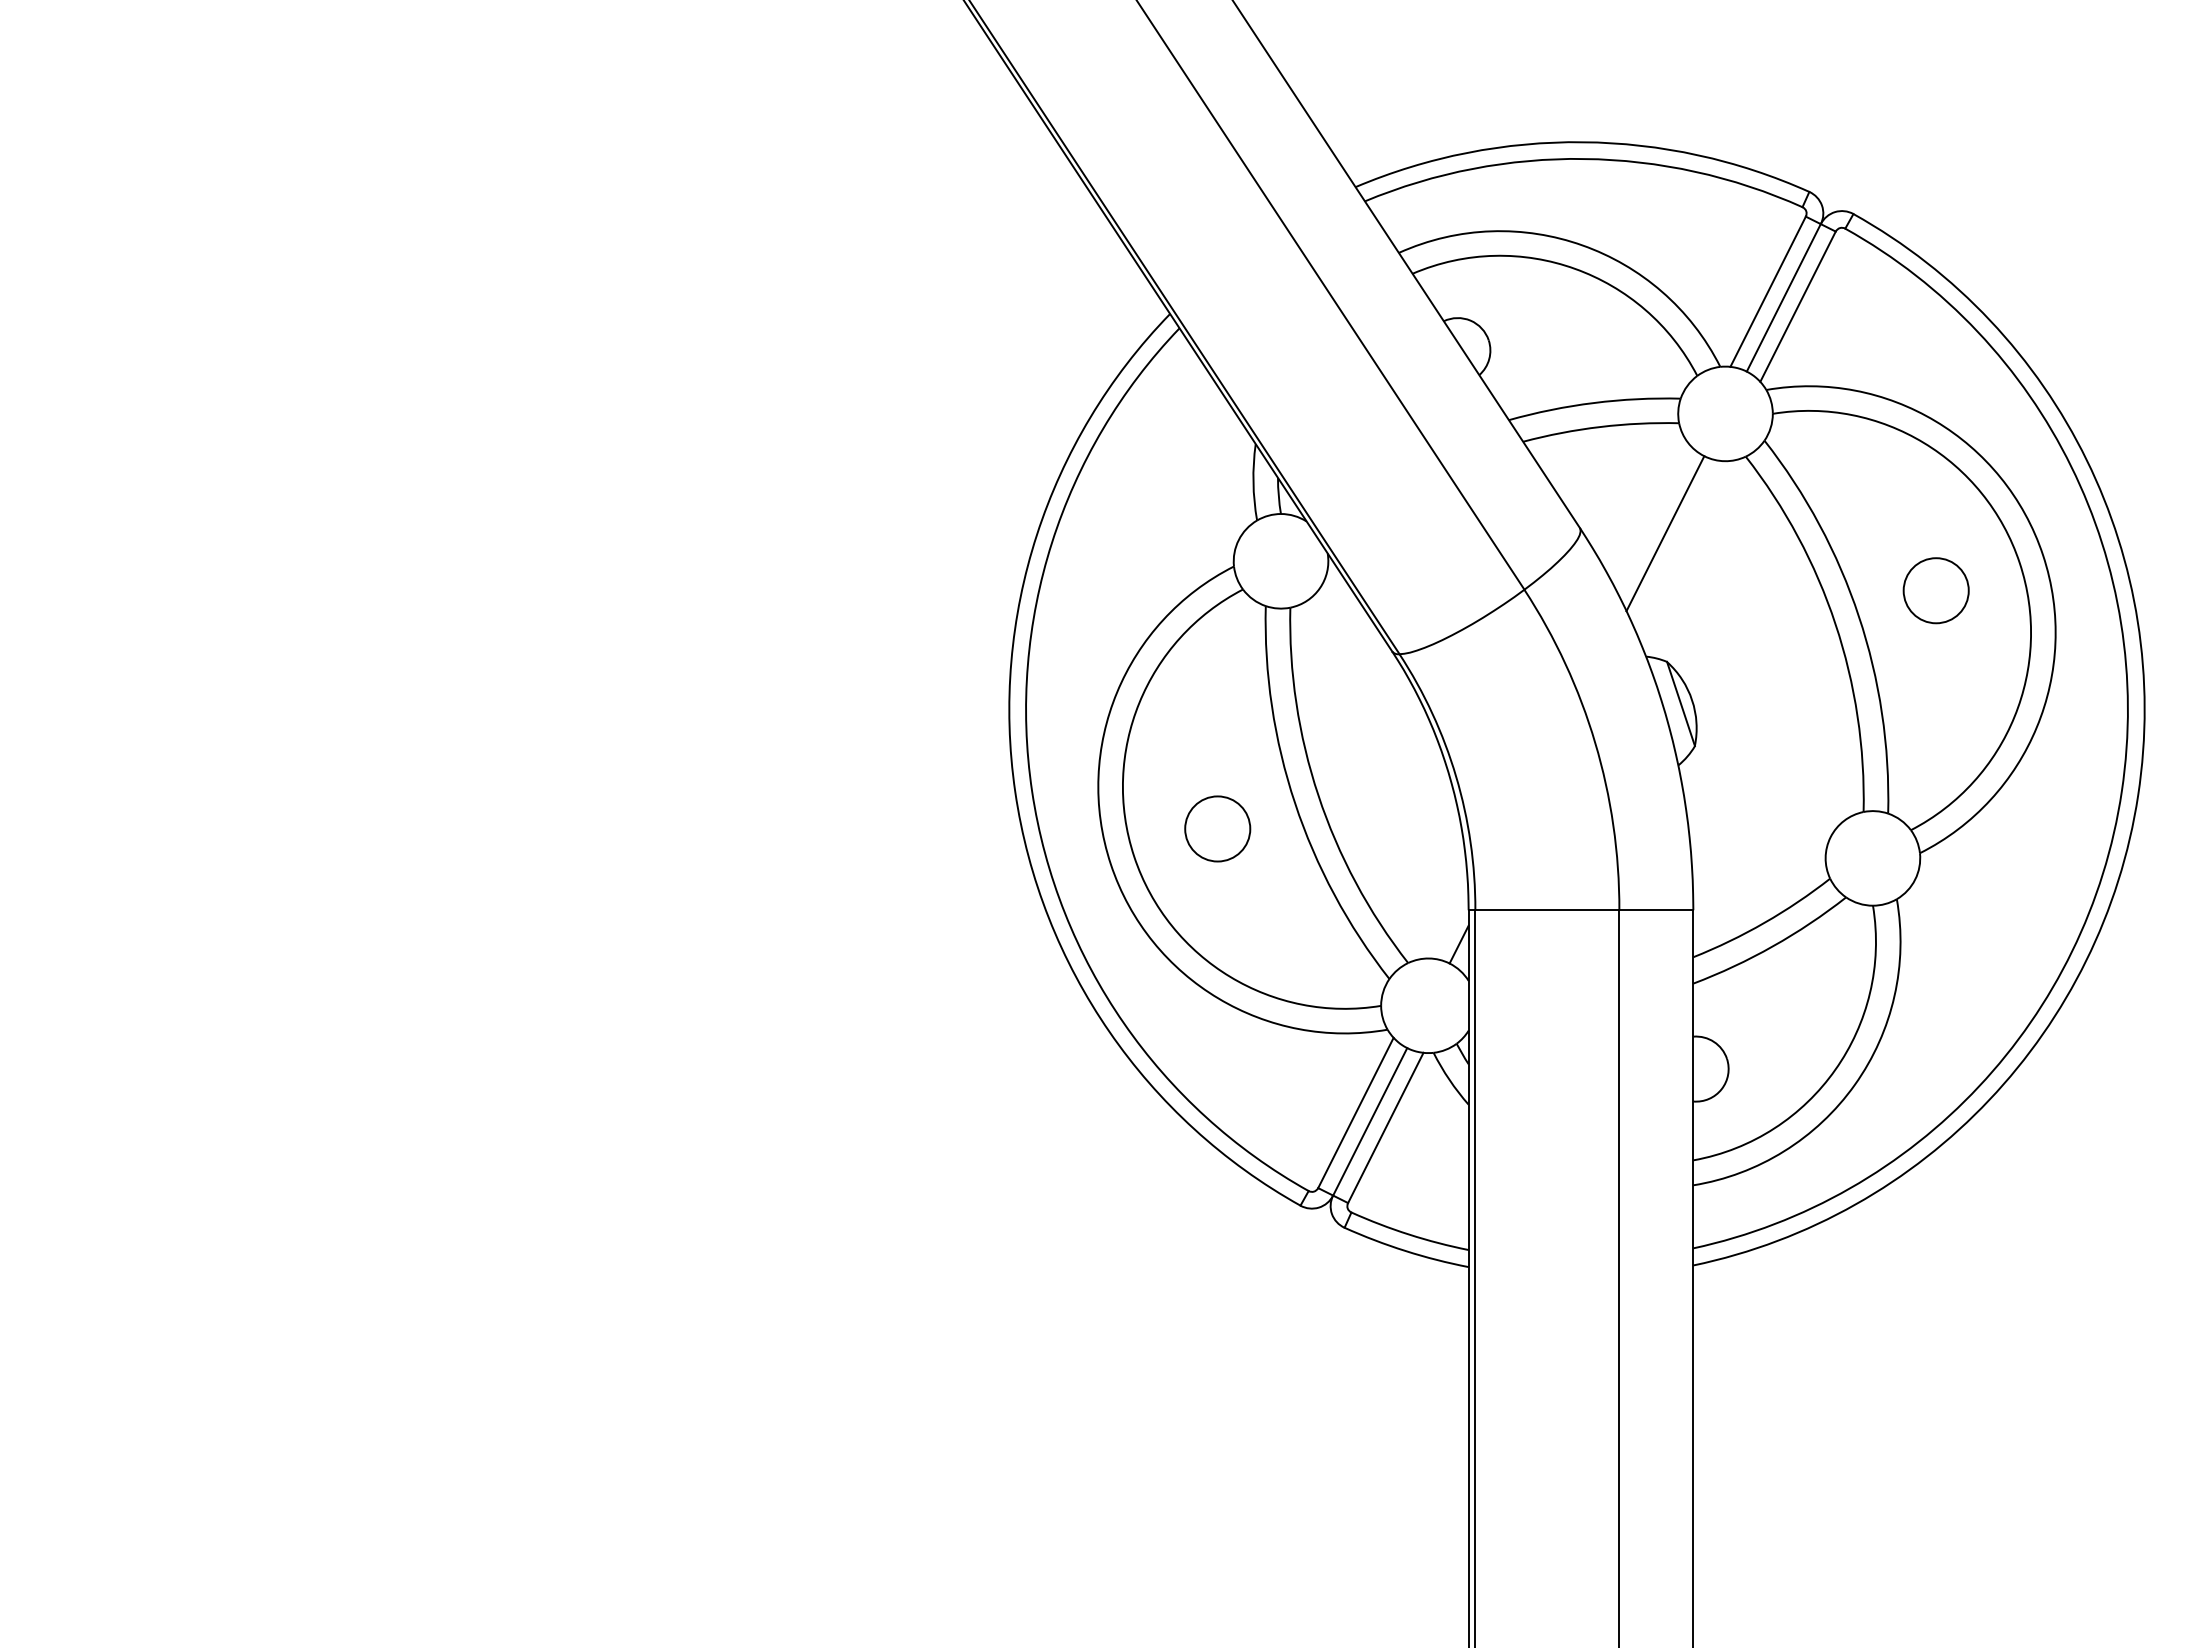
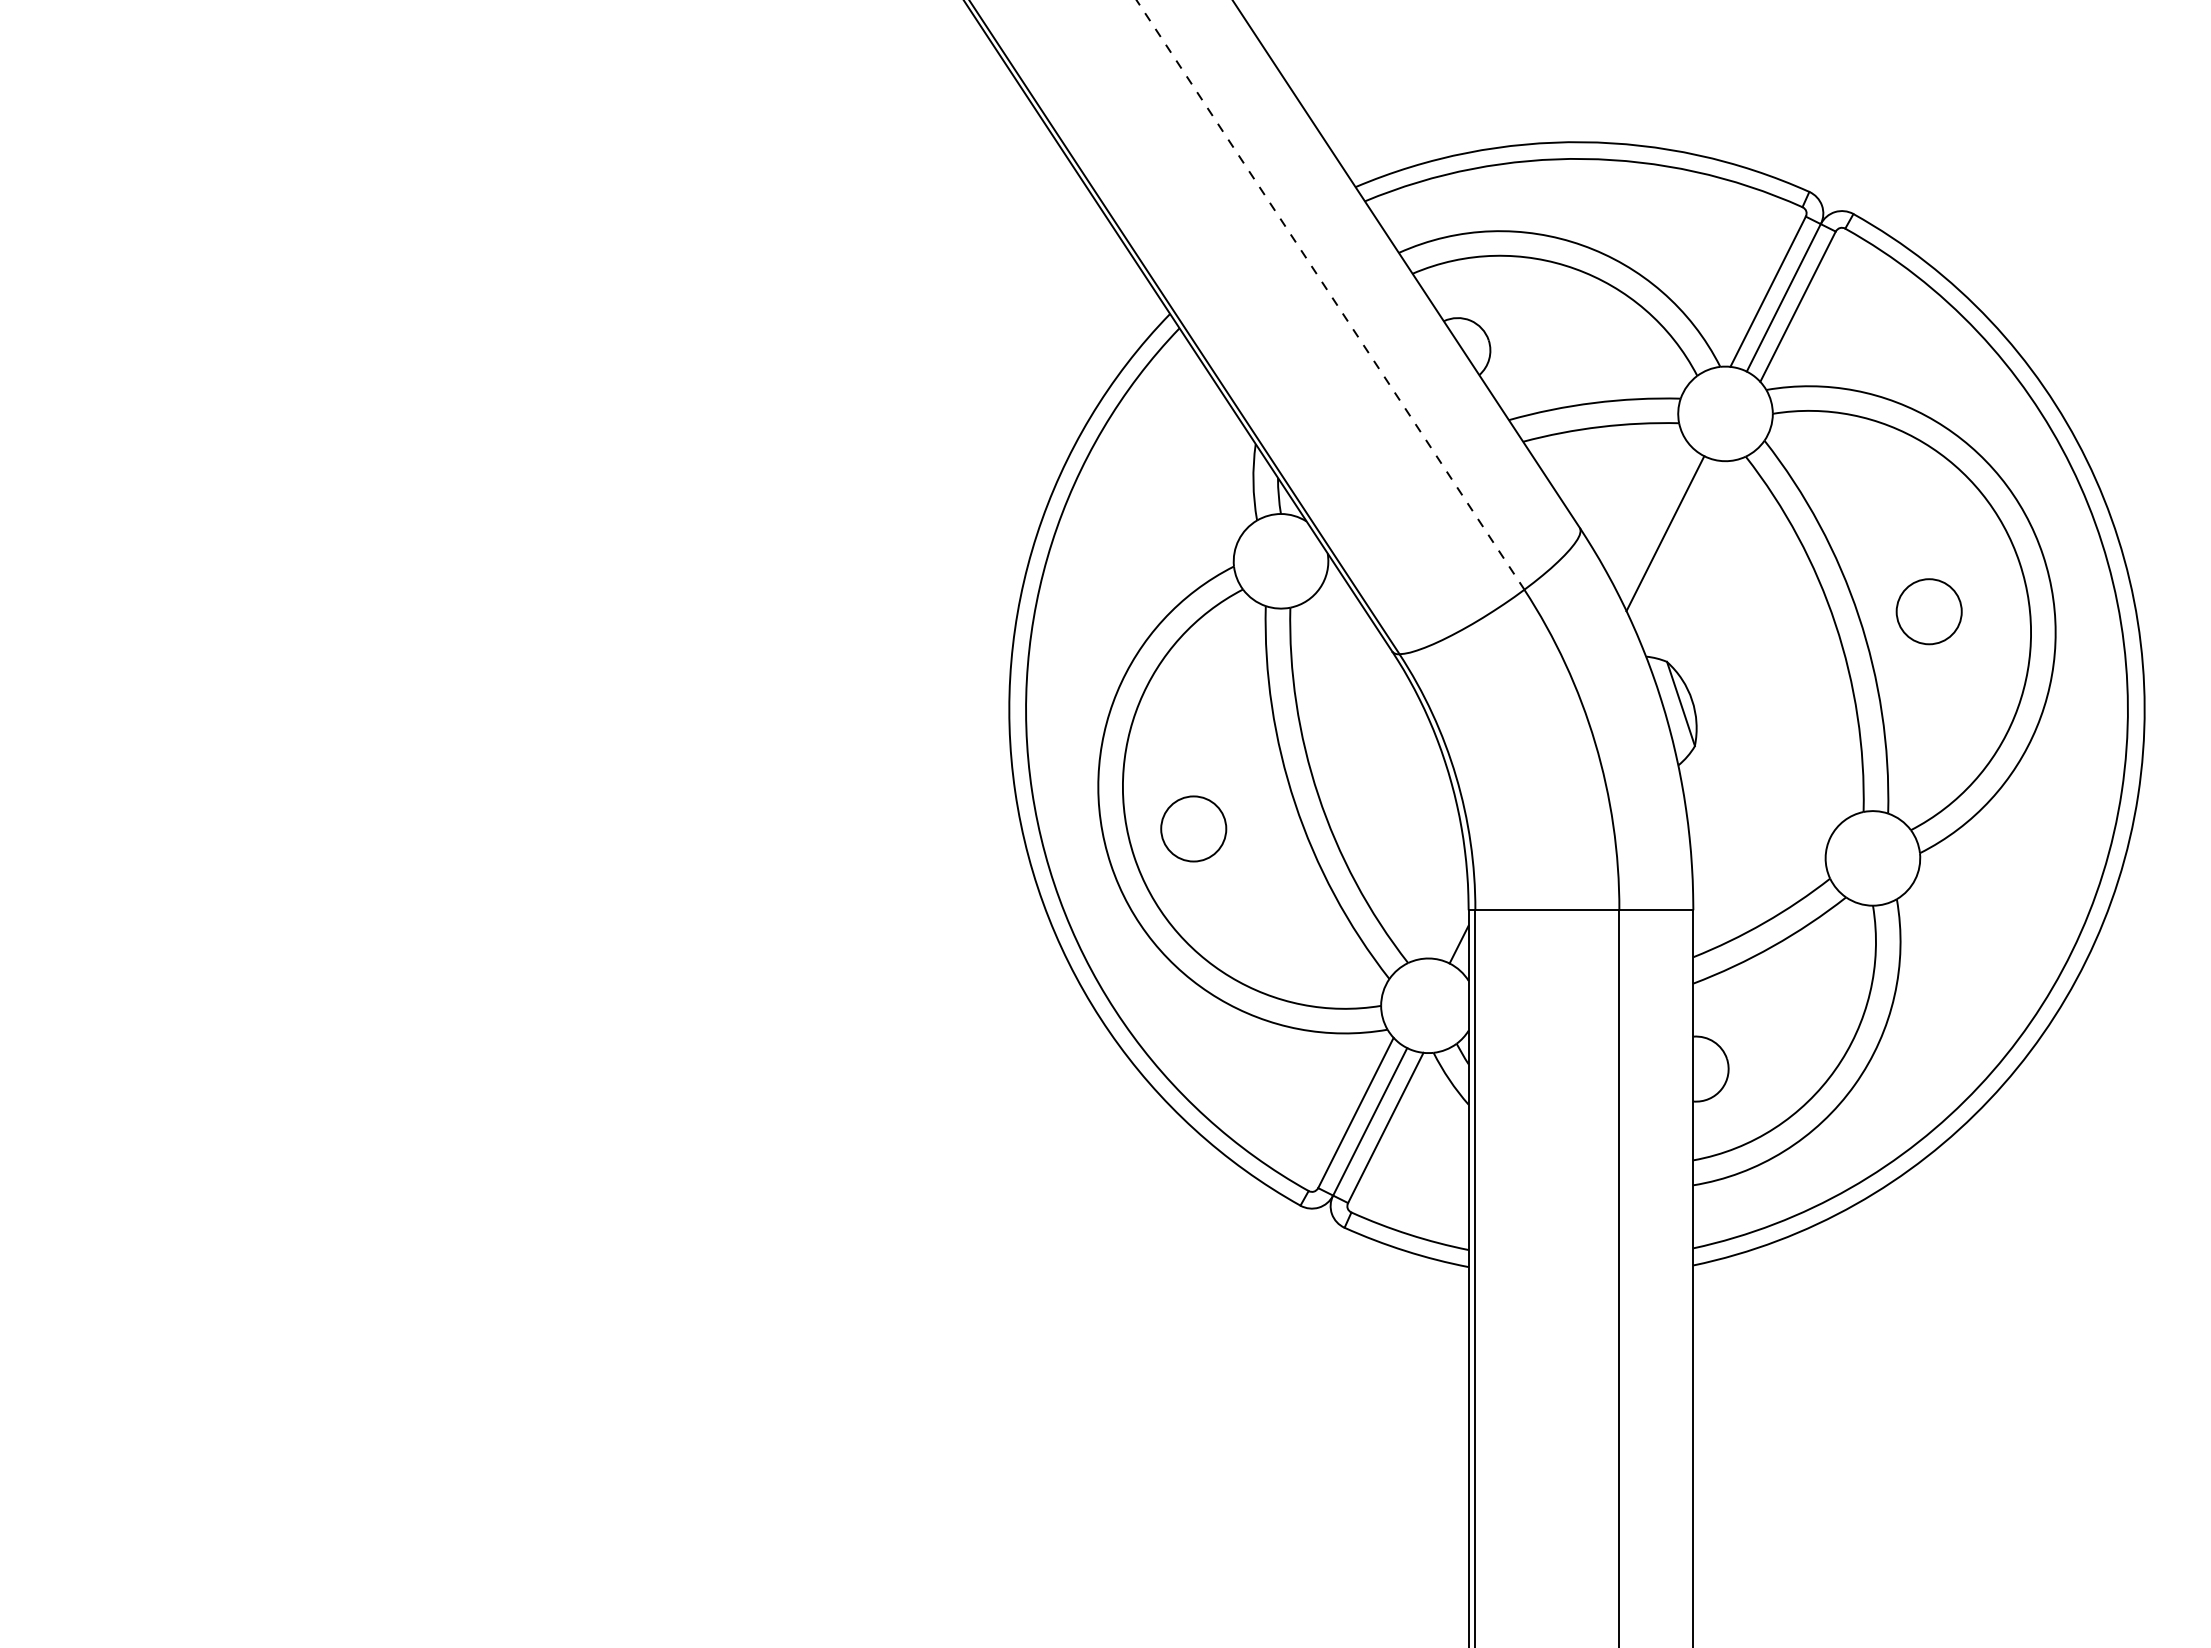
line: solid -> dashed (1330, 294)
circle position: (1935, 590) -> (1928, 611) (1928, 611)
circle position: (1217, 828) -> (1193, 828) (1193, 828)
